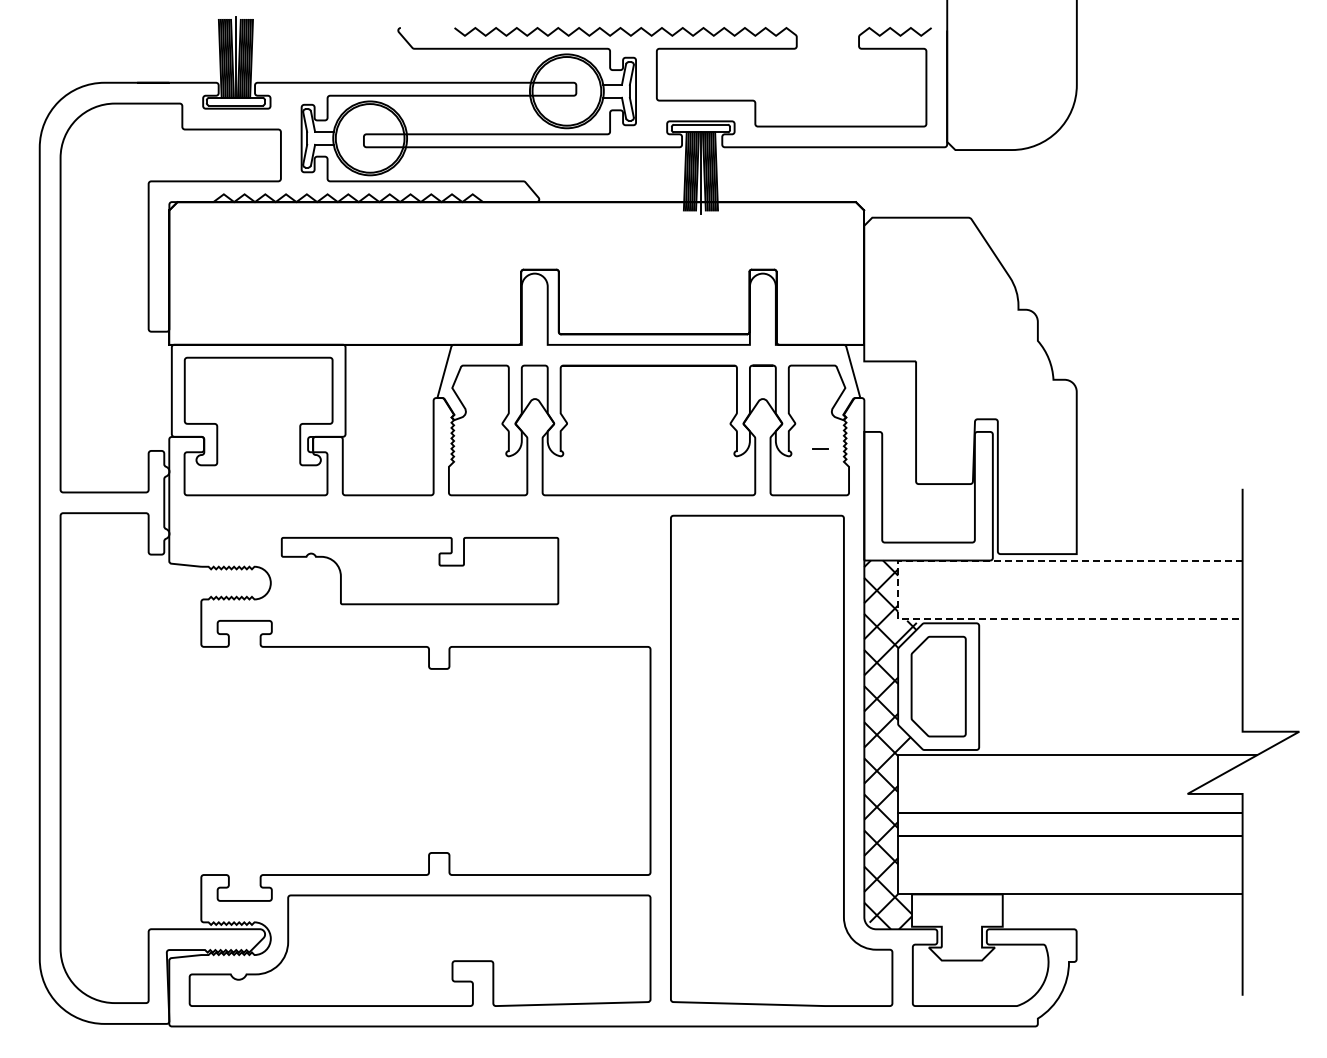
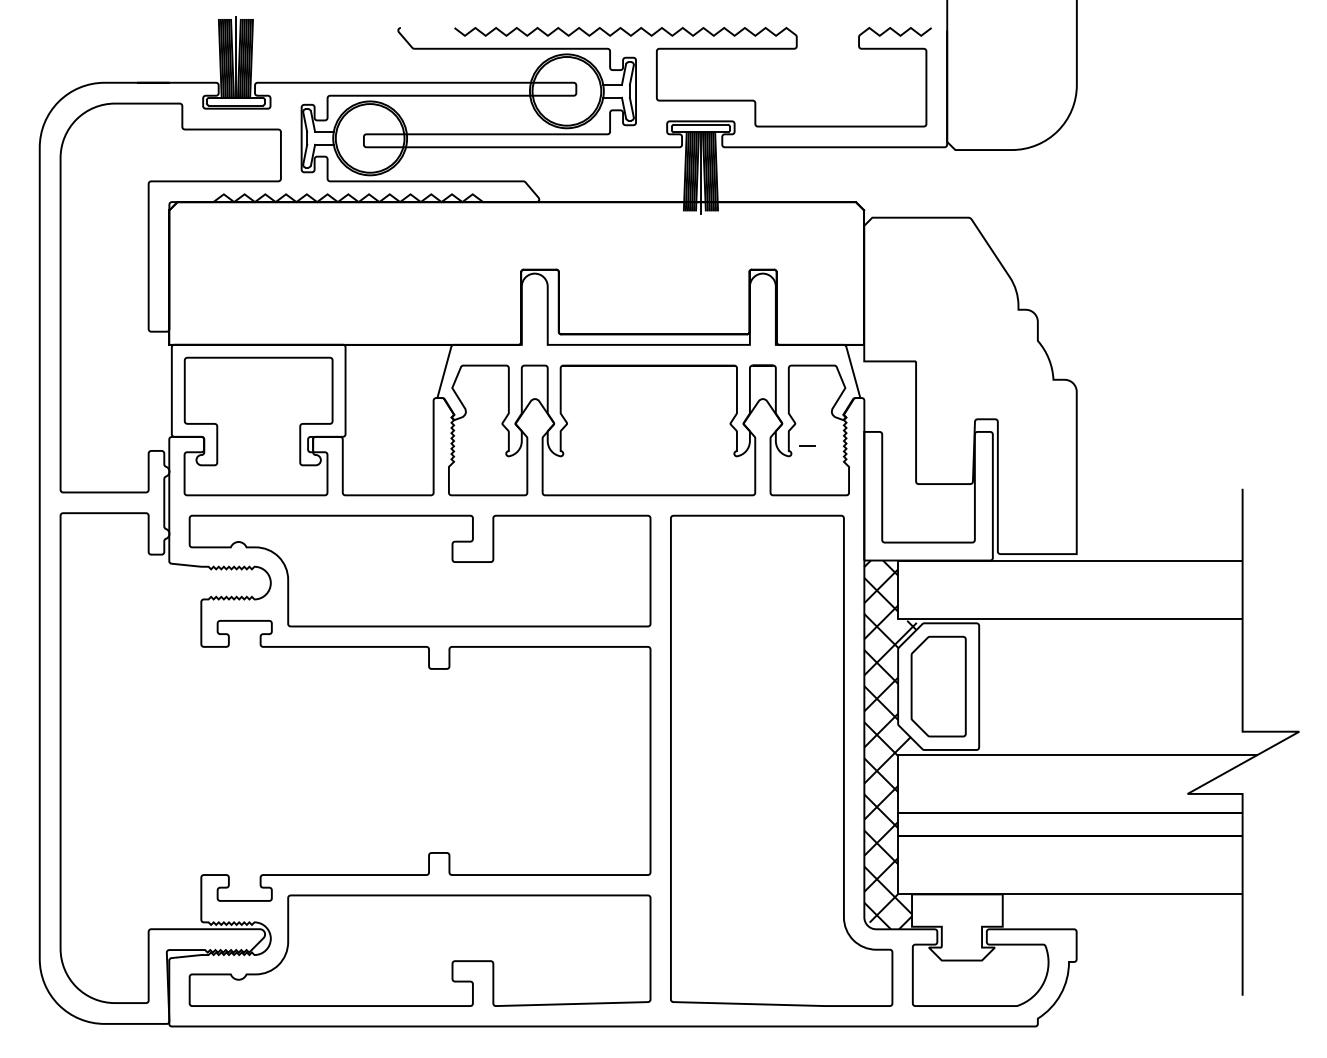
line position: (820, 448) -> (807, 445) (807, 445)
part size: 280x69 px -> 464x114 px (419, 570)
line: dashed -> solid (898, 590)
